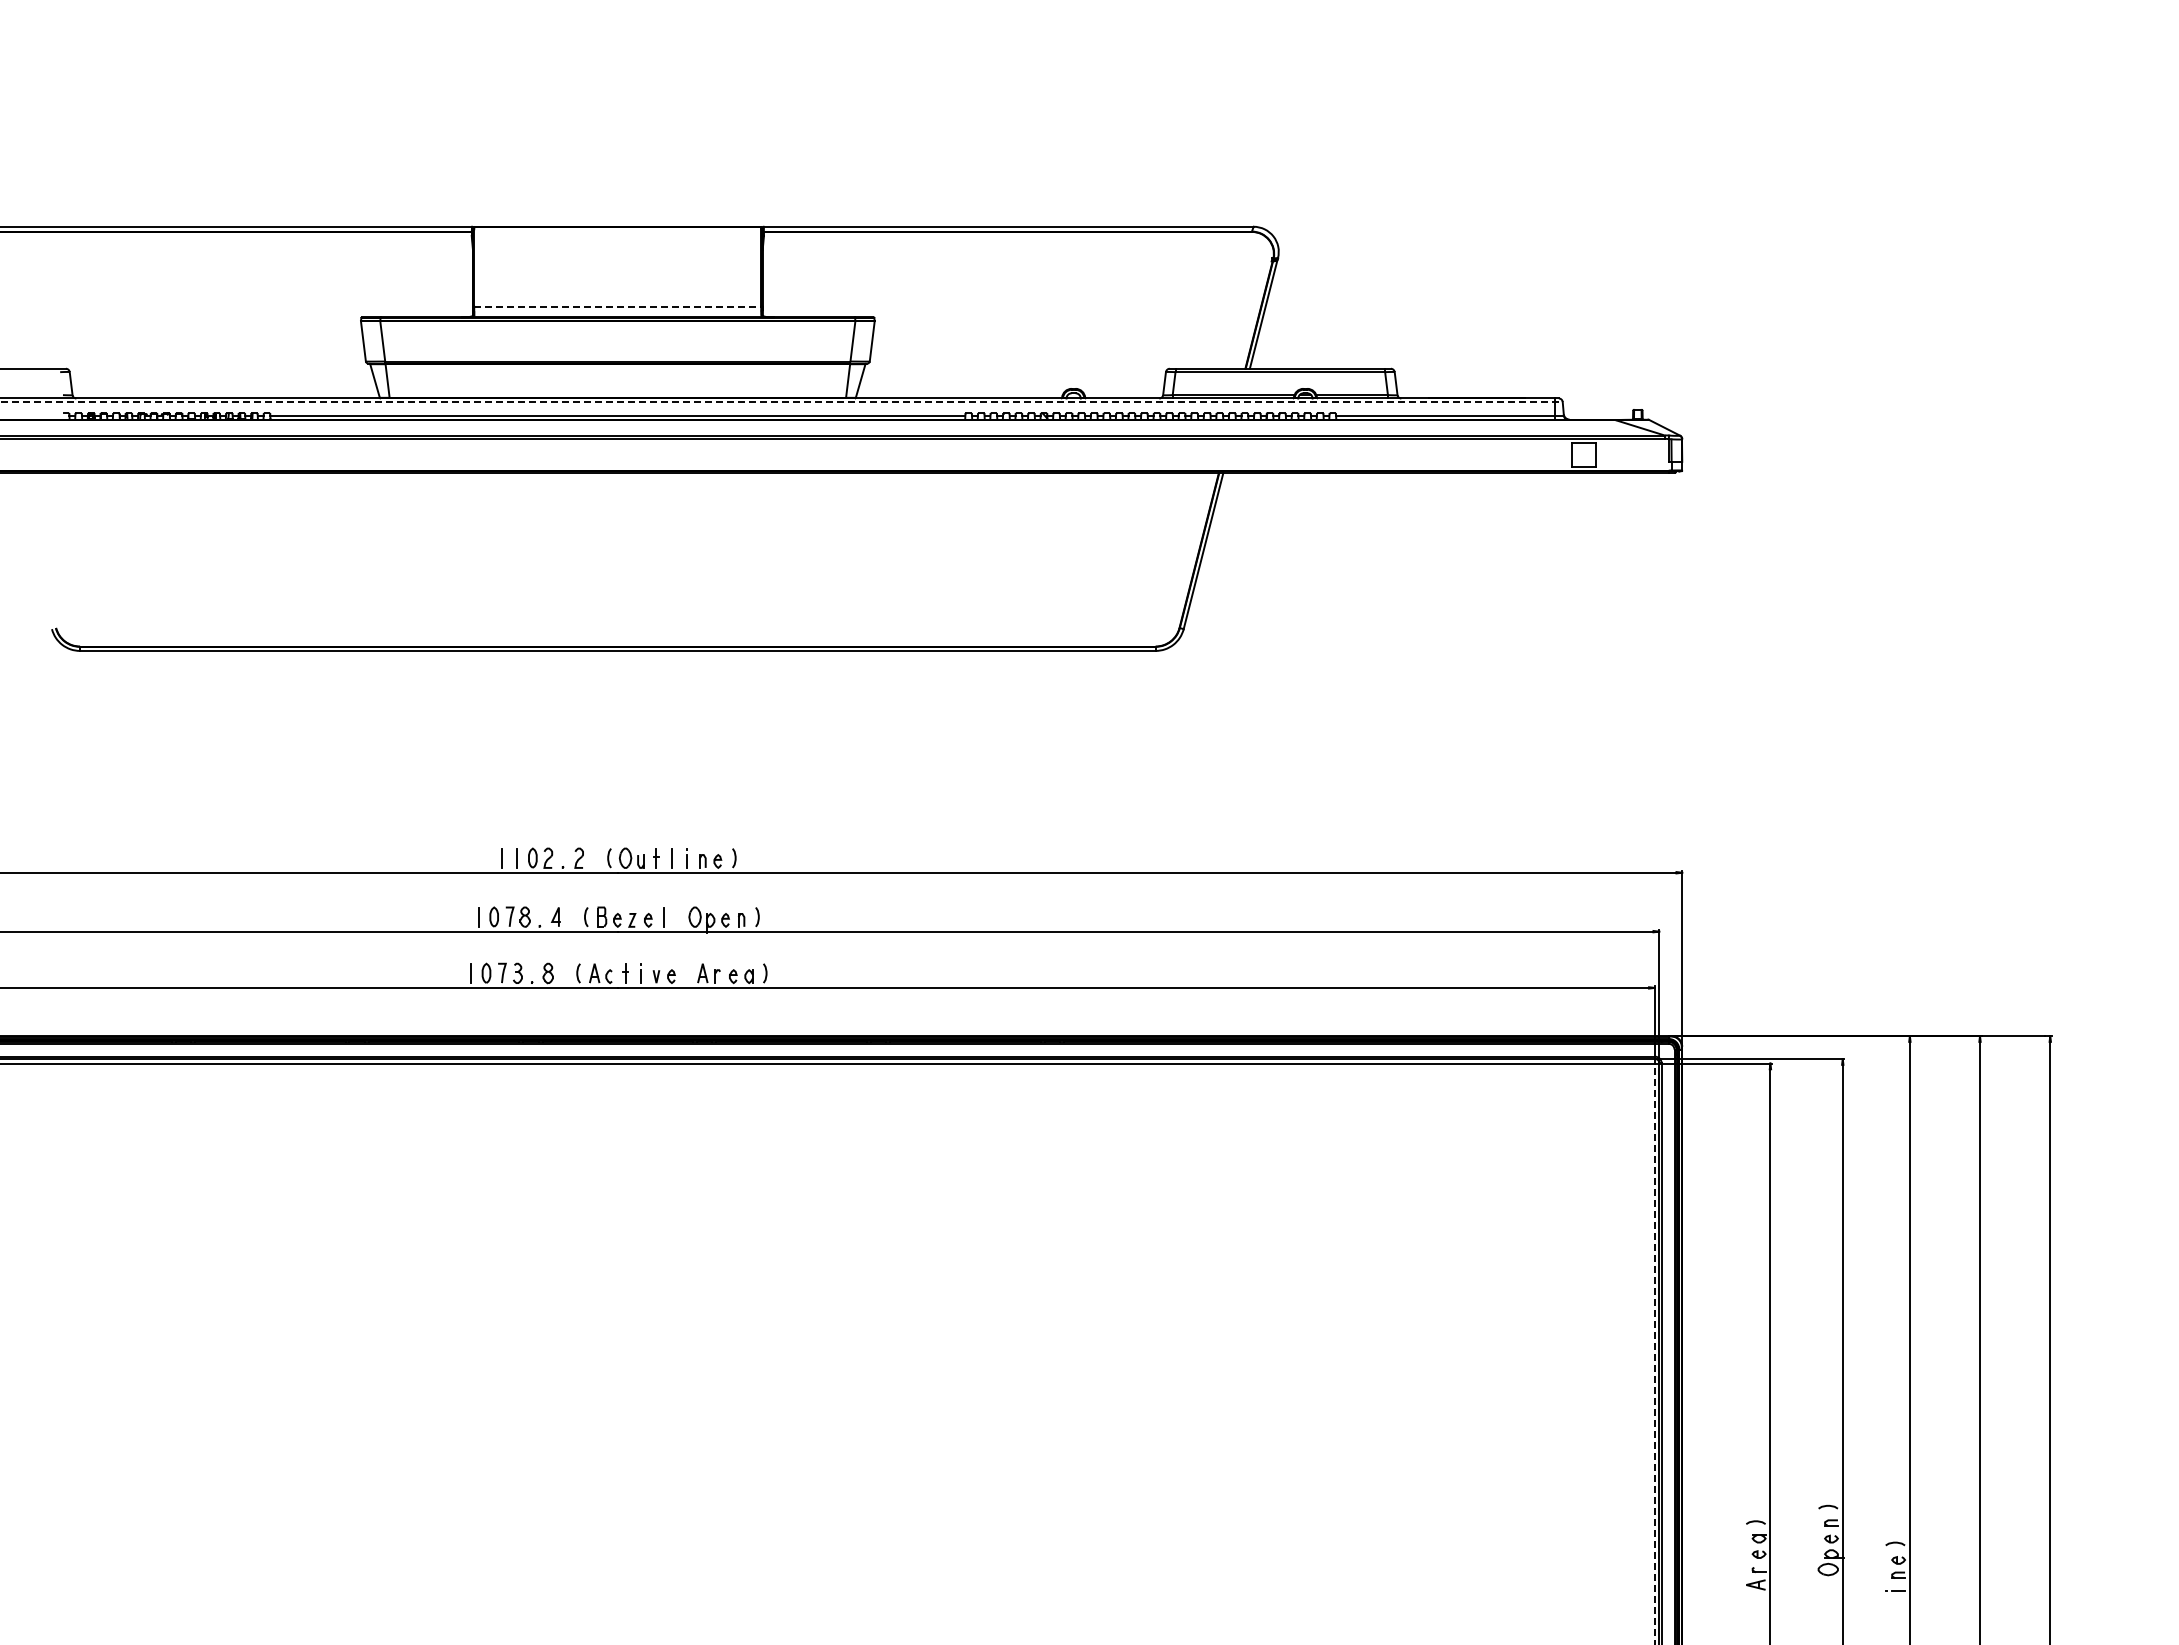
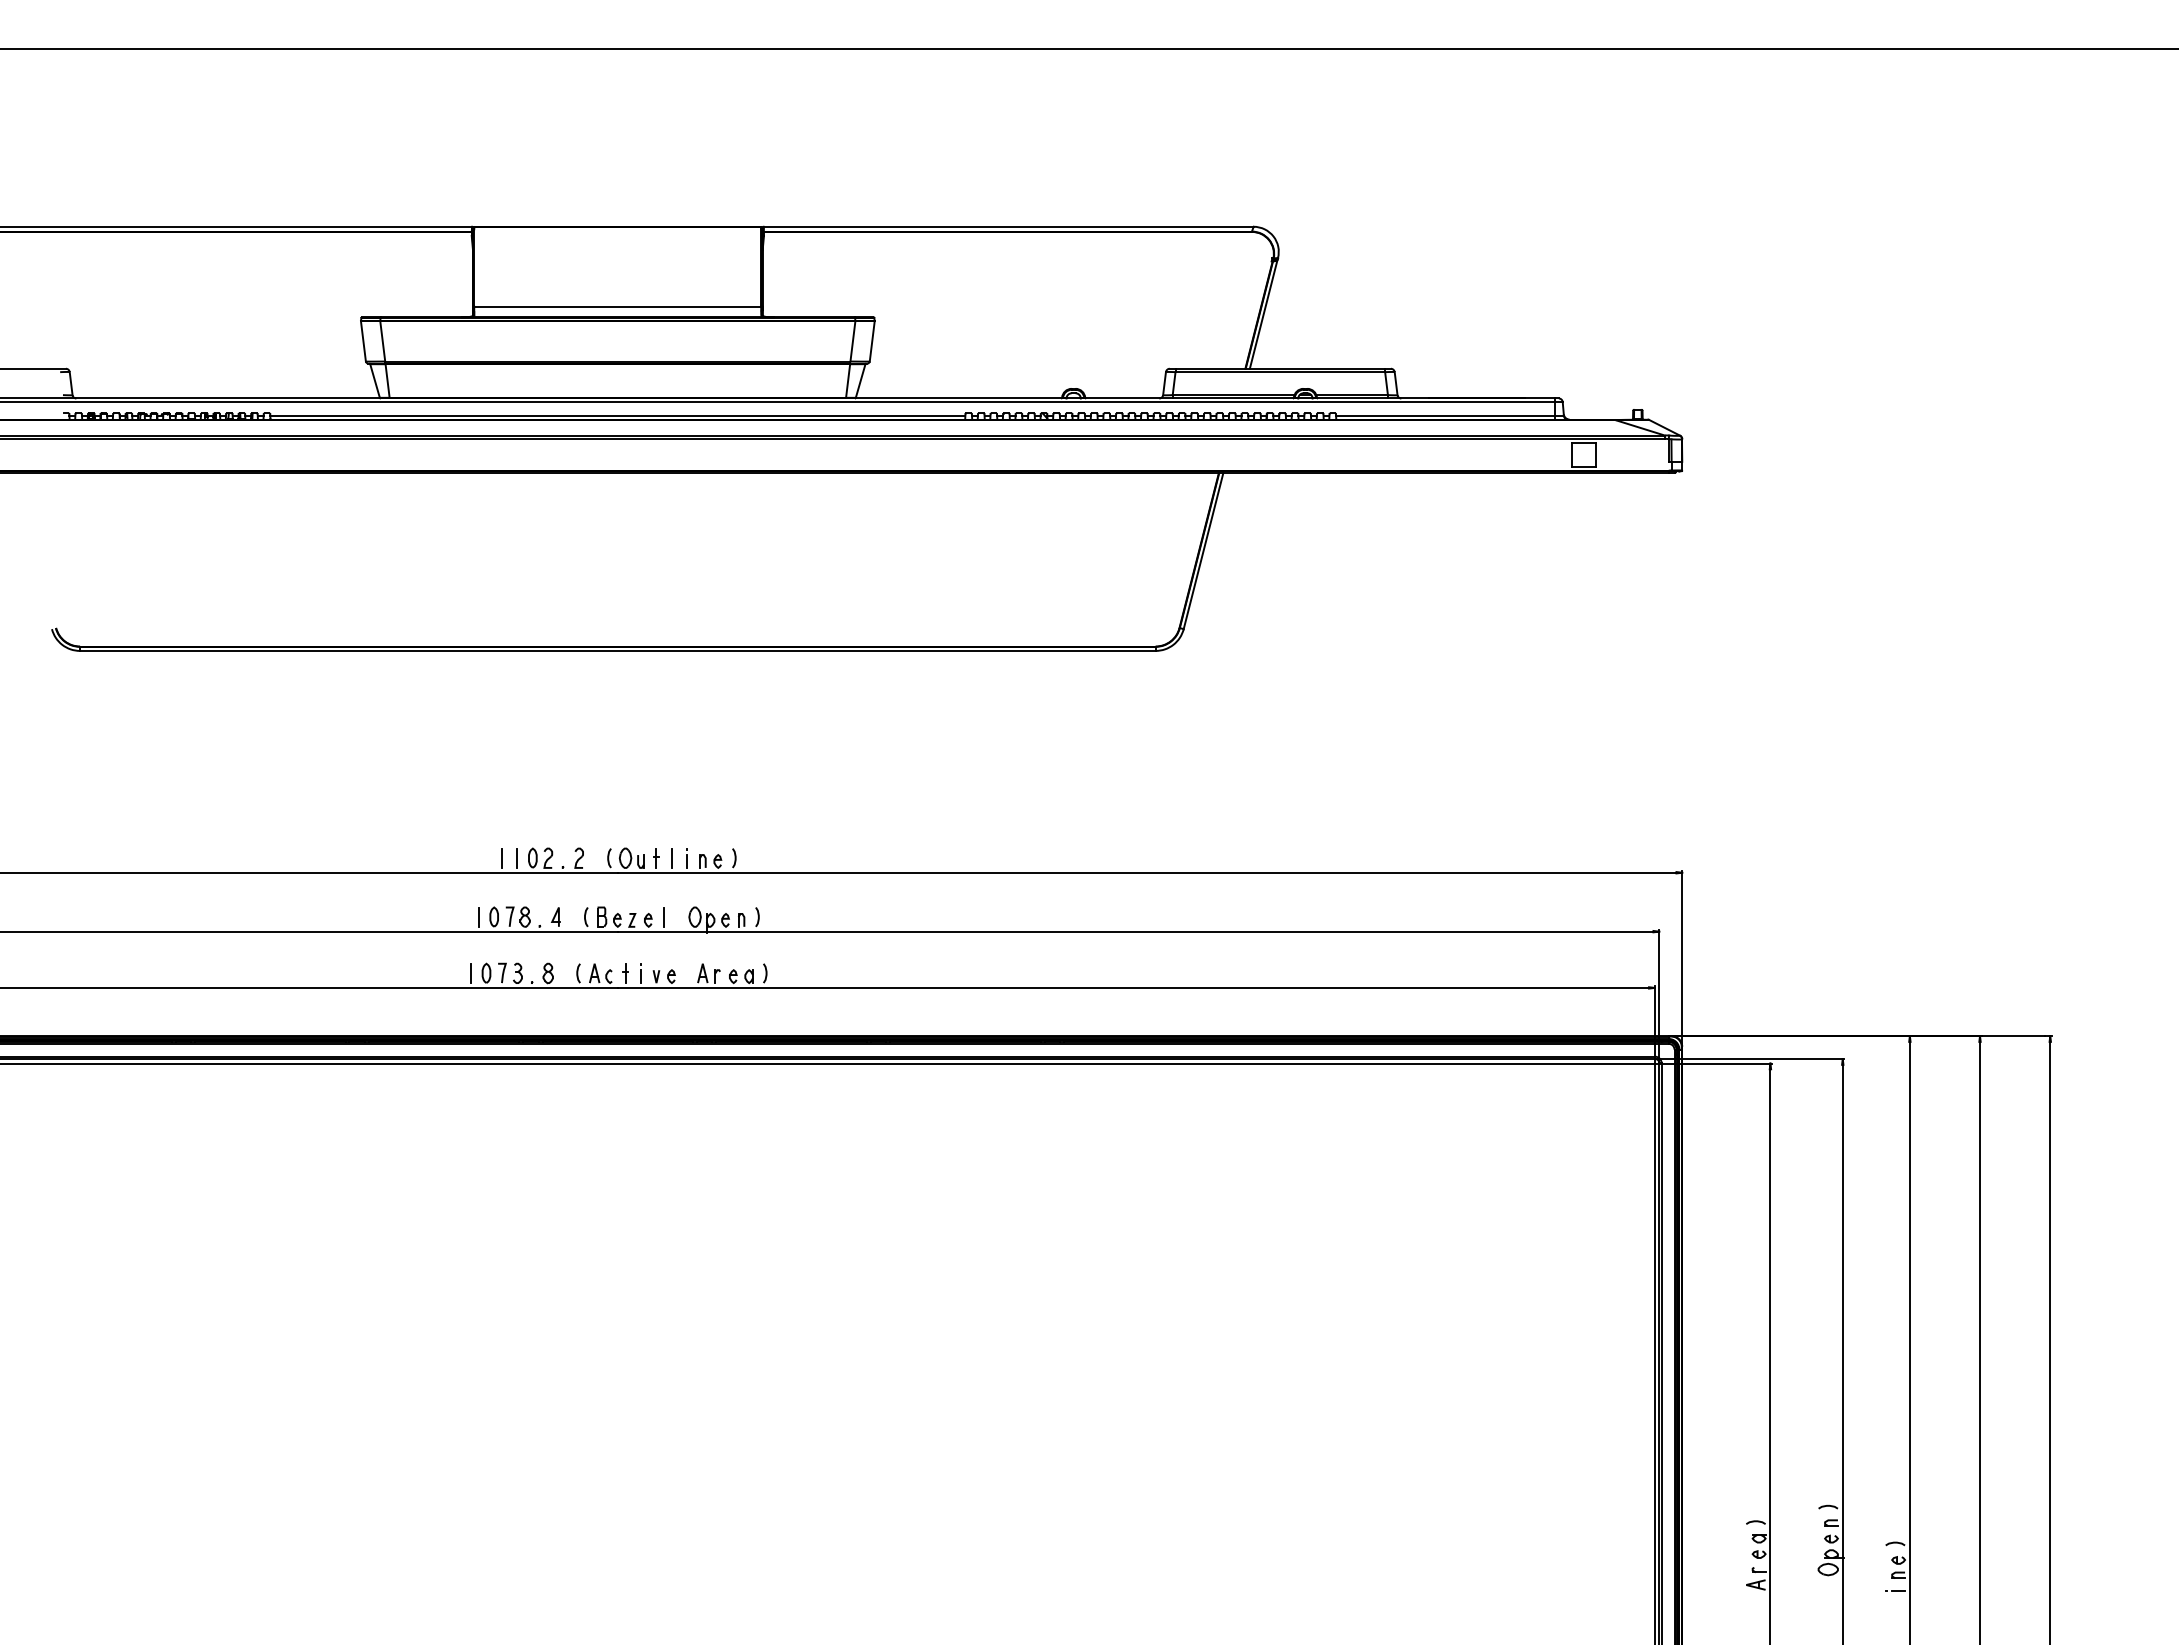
line: none -> present (1088, 49)
line: dashed -> solid (617, 306)
line: dashed -> solid (781, 402)
line: dashed -> solid (1654, 1353)
